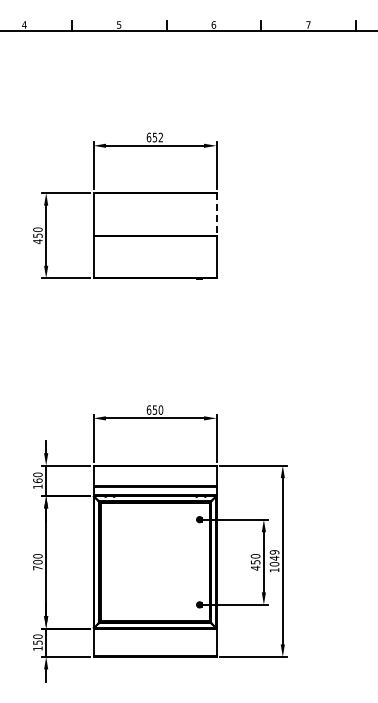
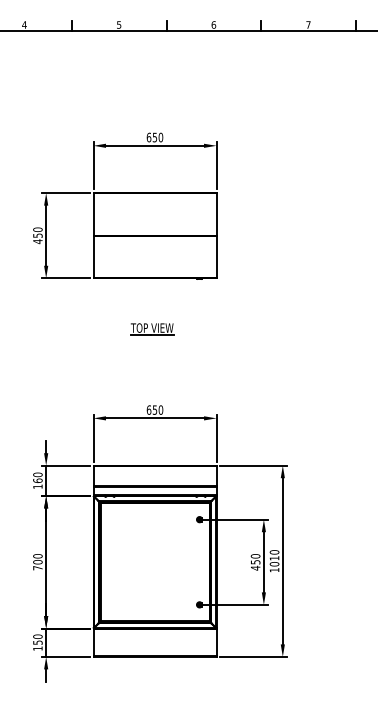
text: 652 -> 650 (160, 137)
line: dashed -> solid (216, 214)
part: none -> present (152, 329)
text: 1049 -> 1010 (274, 555)
